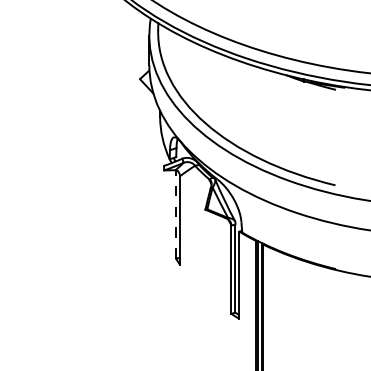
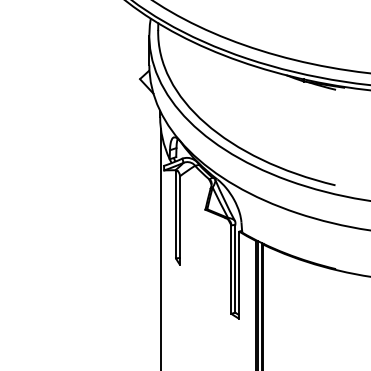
line: dashed -> solid (175, 214)
line: none -> present (160, 247)
